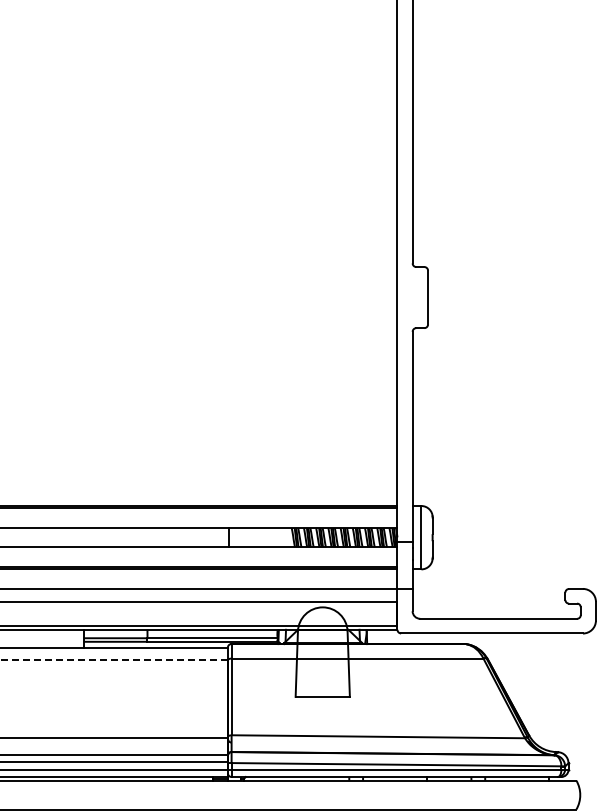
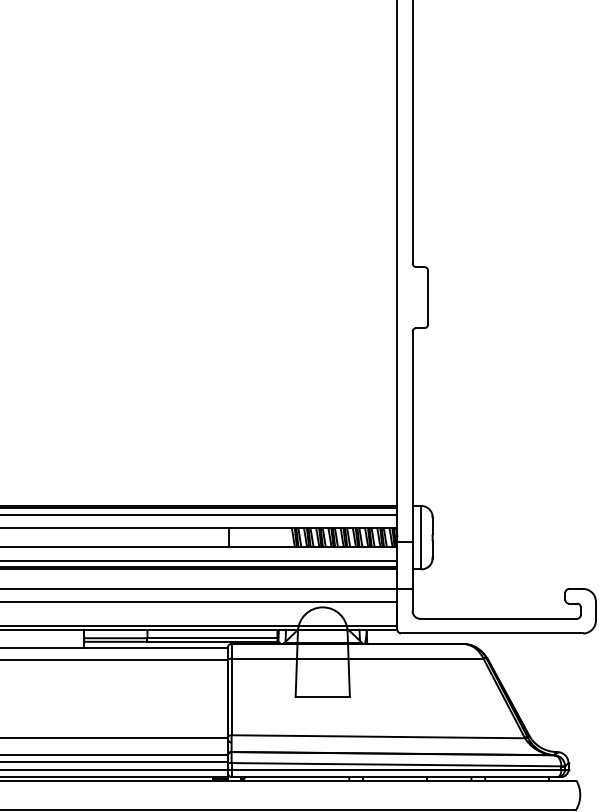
line: none -> present (199, 514)
line: none -> present (199, 560)
line: dashed -> solid (114, 660)
